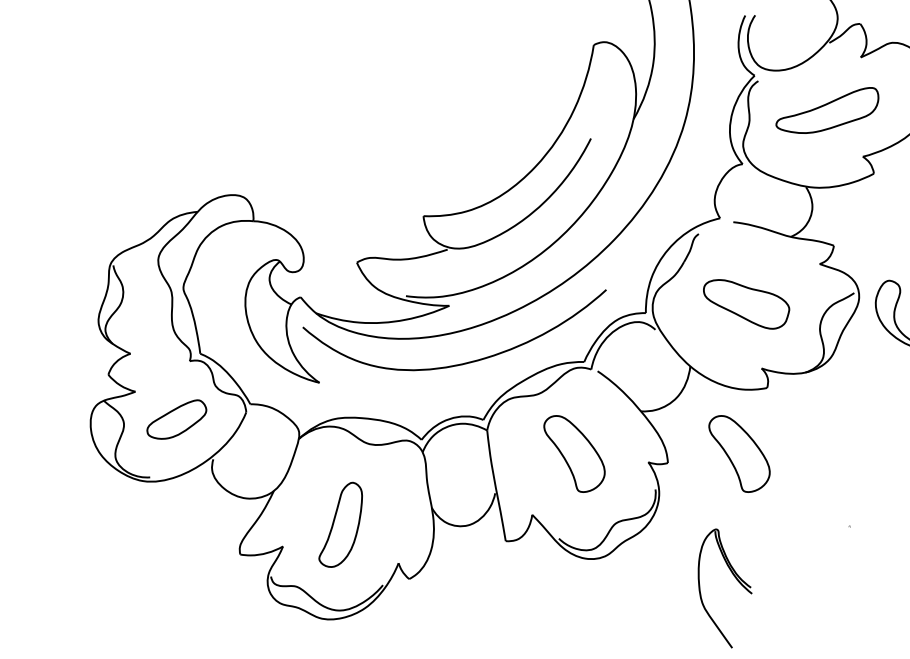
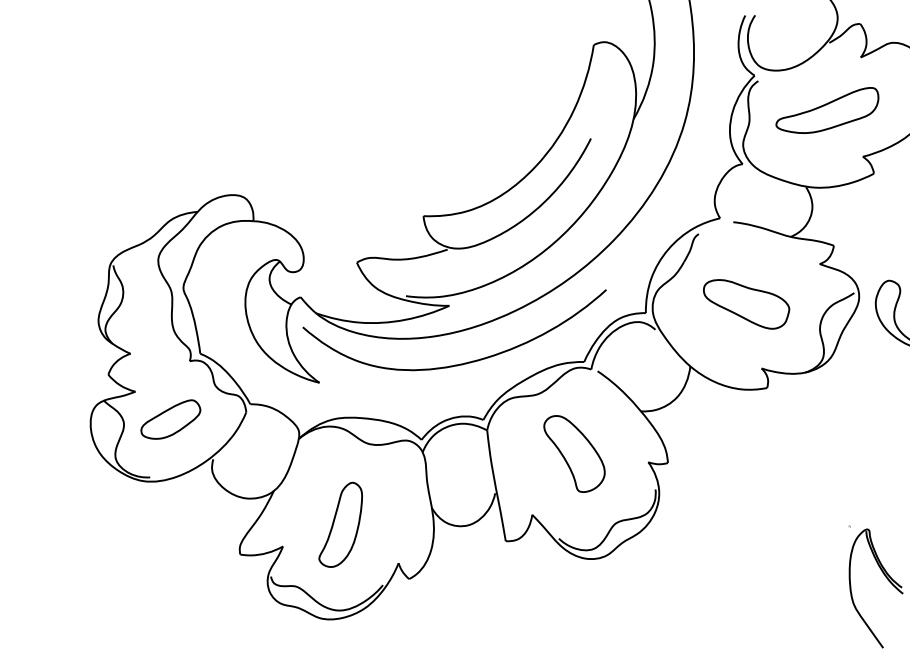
part position: (176, 419) -> (170, 419) (170, 419)
part: present -> none (739, 453)
part position: (737, 581) -> (888, 581) (888, 581)
